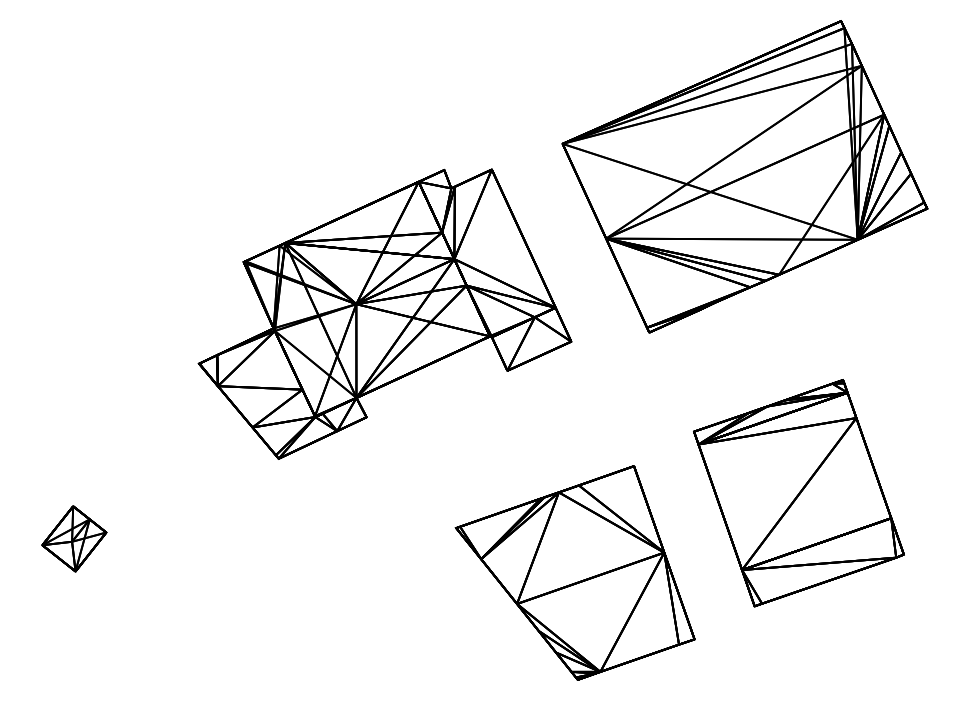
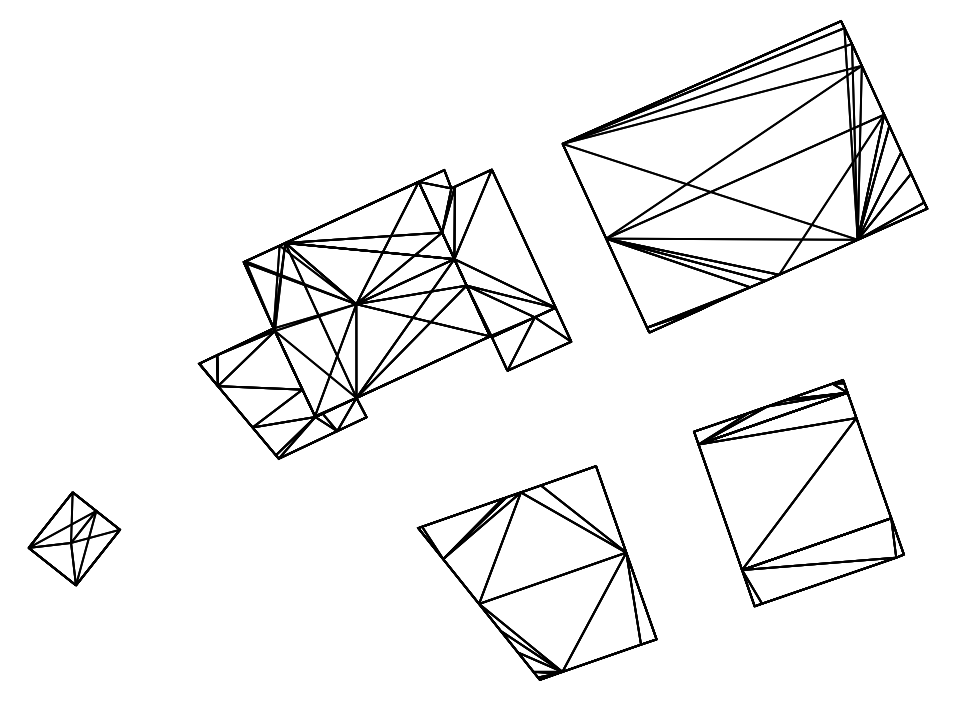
part size: 67x68 px -> 95x96 px (74, 538)
part position: (574, 572) -> (536, 572) (536, 572)
